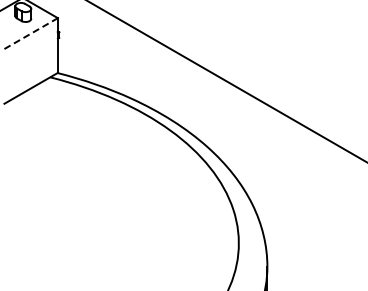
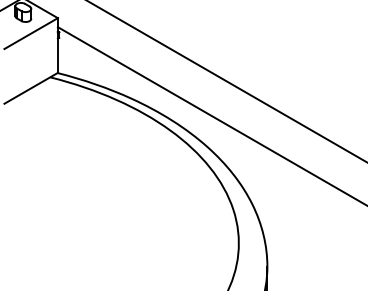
line: dashed -> solid (31, 33)
line: none -> present (210, 115)
